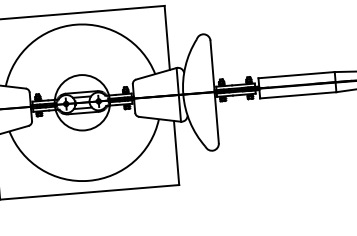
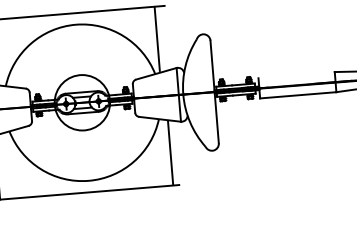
line position: (166, 37) -> (156, 38) (156, 38)
line: present -> none (296, 75)
line position: (176, 152) -> (170, 152) (170, 152)
